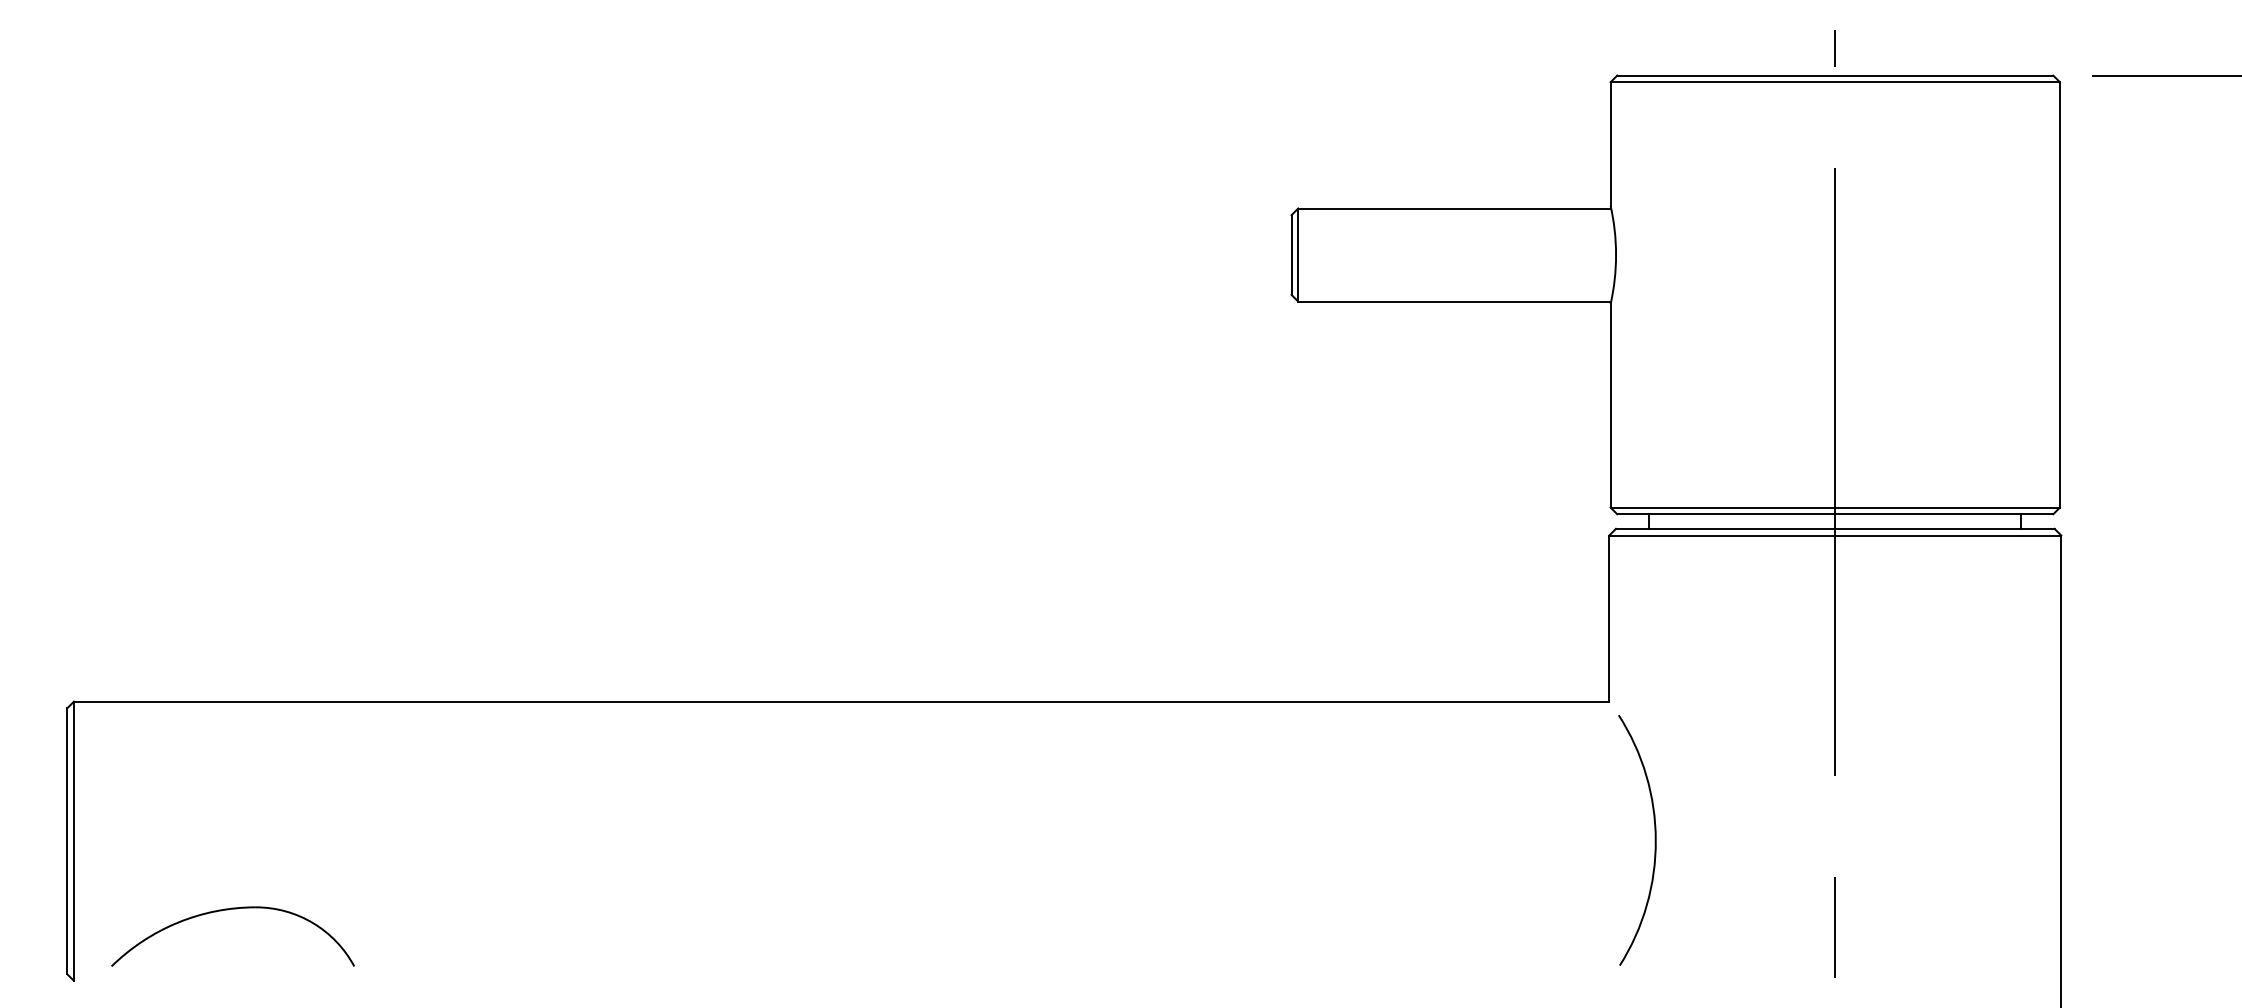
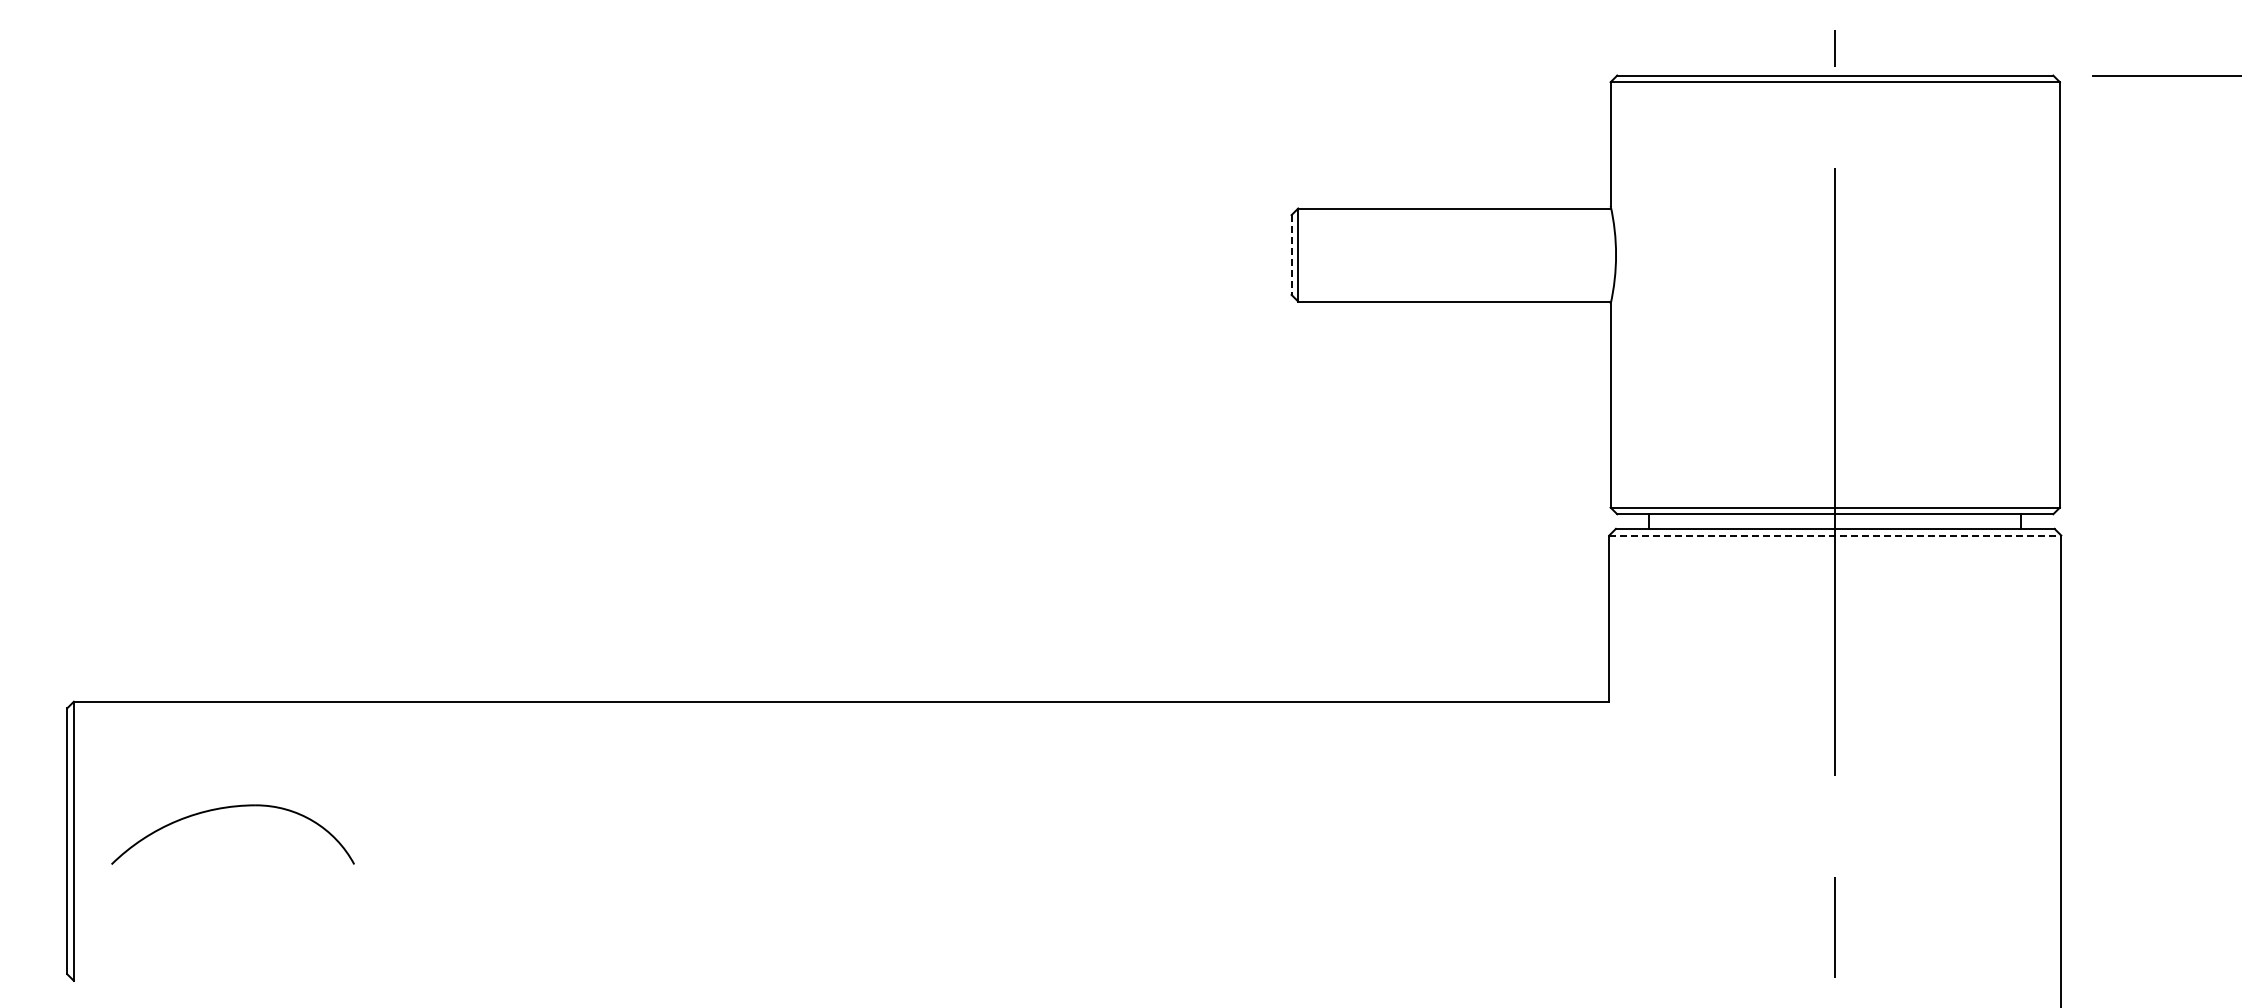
line: solid -> dashed (1291, 255)
line: solid -> dashed (1835, 535)
arc: present -> none (1654, 840)
part position: (228, 910) -> (228, 808) (228, 808)
